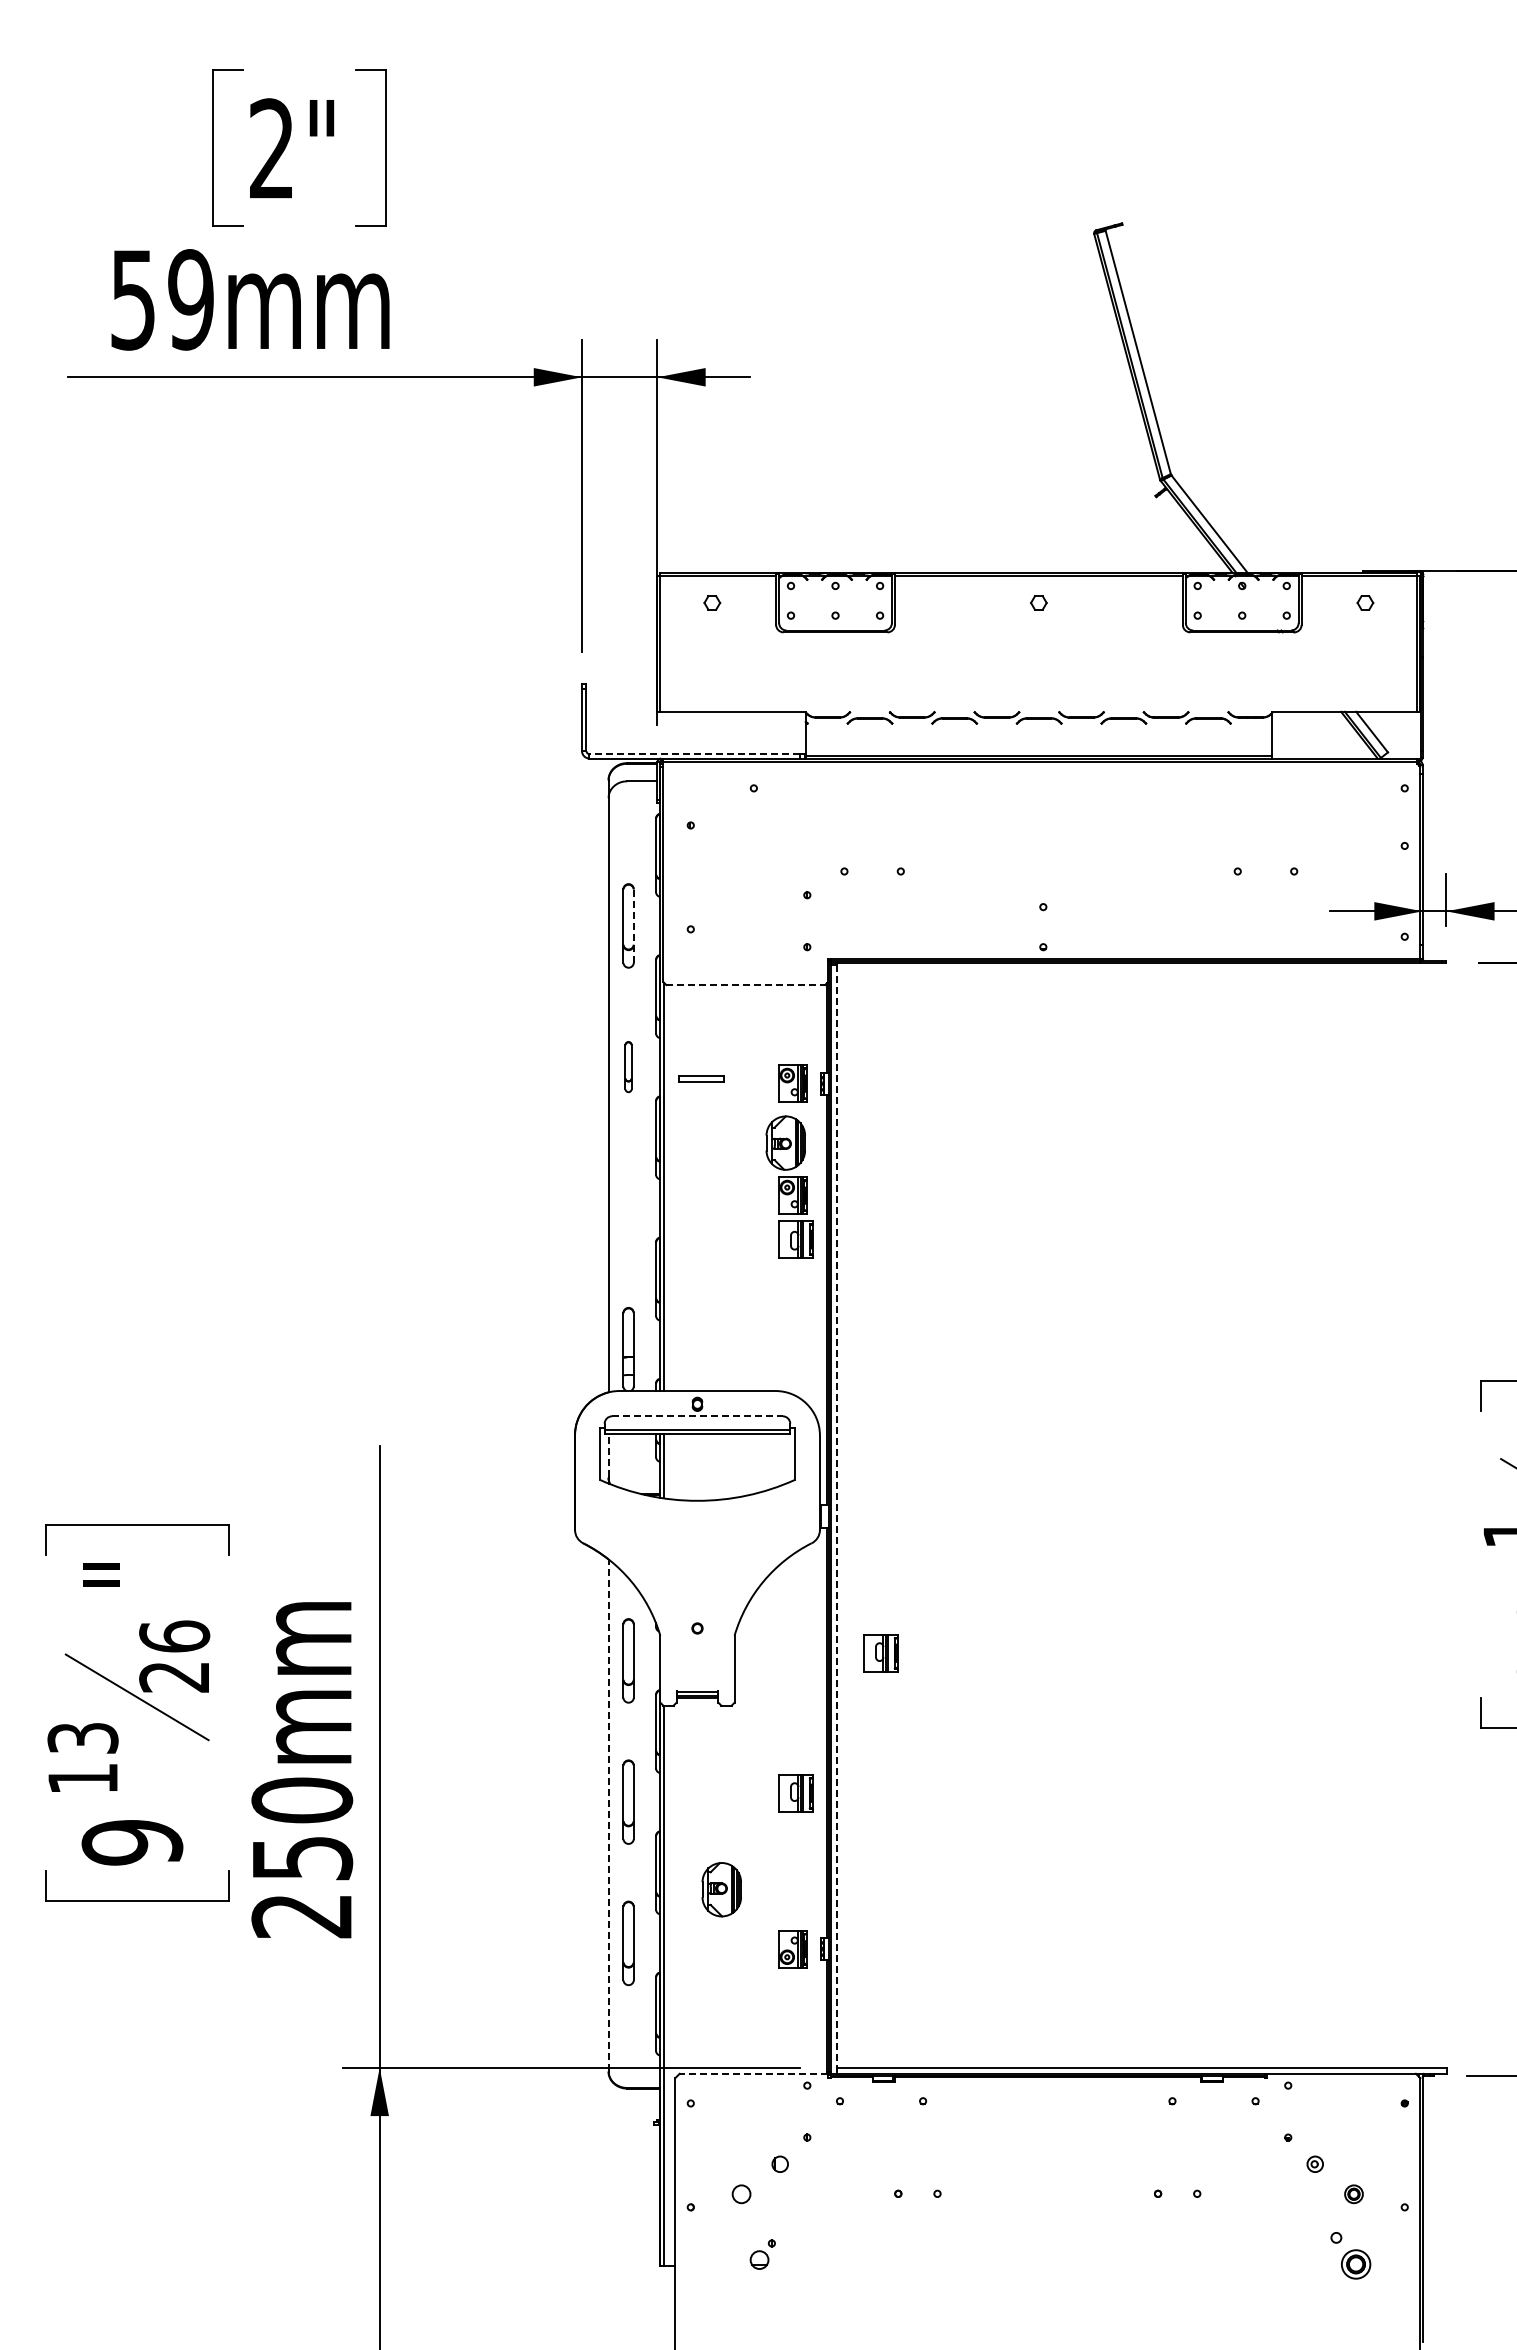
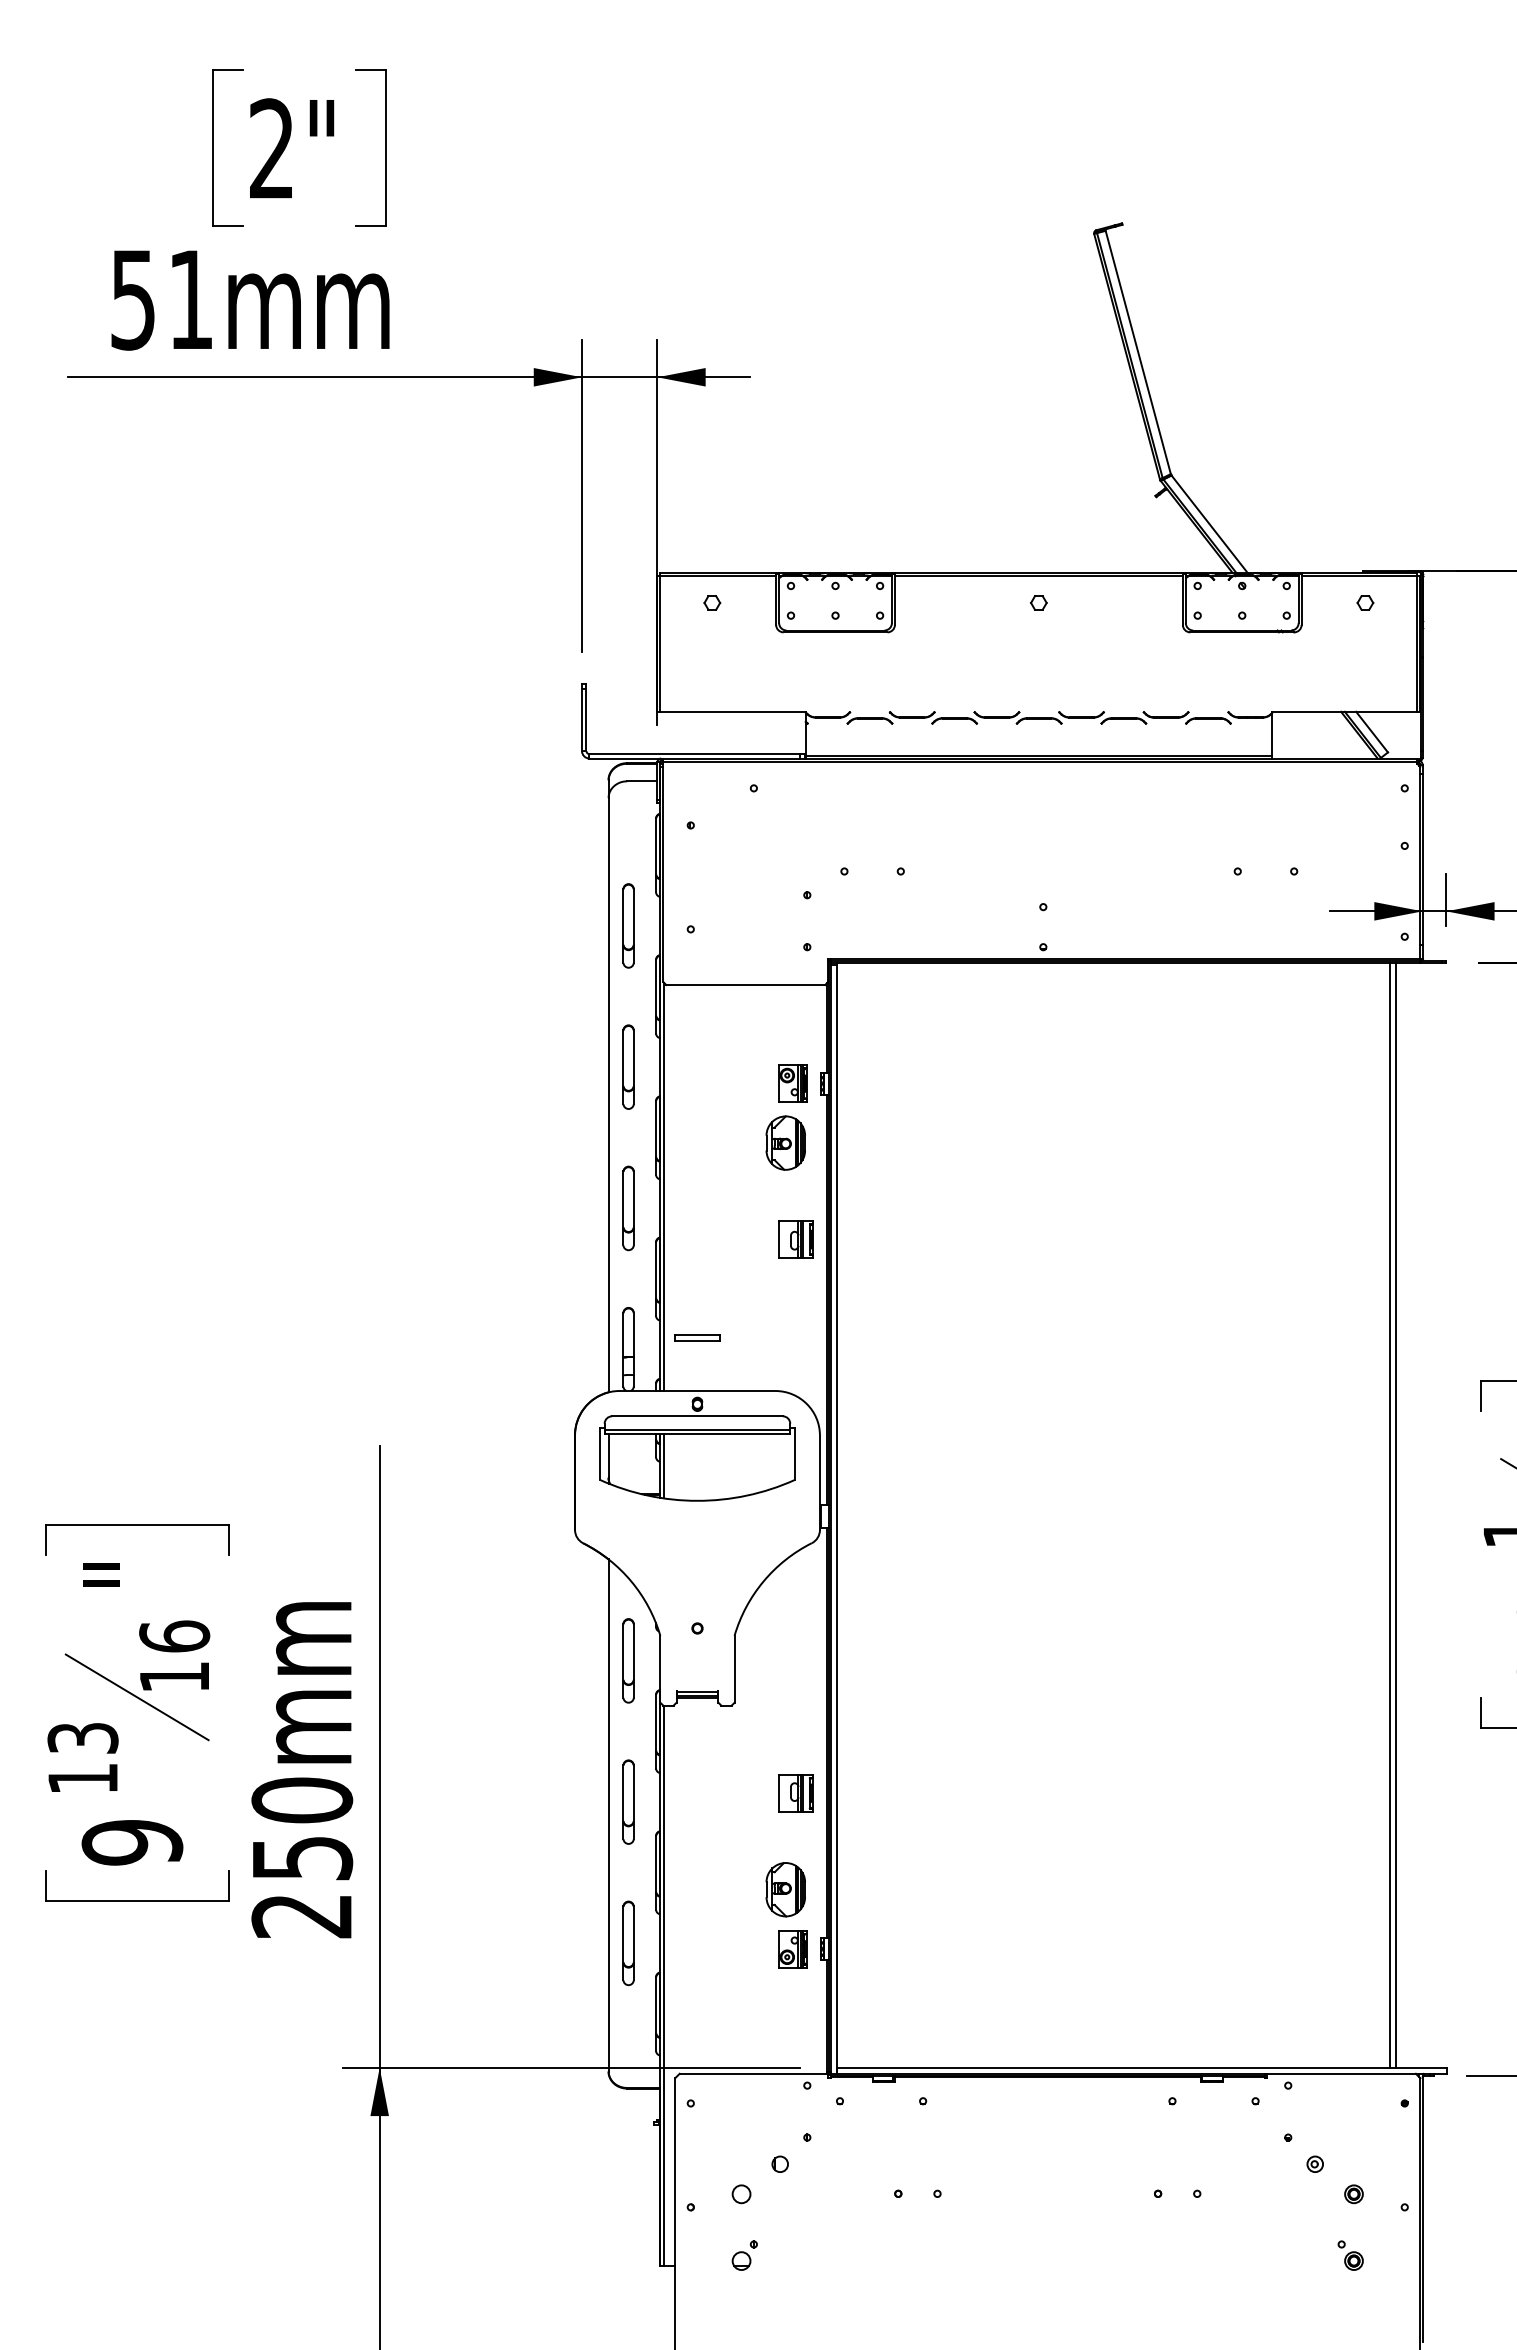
text: 59mm -> 51mm (190, 299)
line: dashed -> solid (694, 754)
line: dashed -> solid (633, 925)
line: dashed -> solid (746, 985)
part size: 9x53 px -> 13x86 px (628, 1066)
part position: (701, 1078) -> (697, 1337) (697, 1337)
part: present -> none (792, 1195)
part: none -> present (628, 1208)
line: dashed -> solid (697, 1416)
line: dashed -> solid (608, 1455)
line: none -> present (1389, 1514)
line: none -> present (1395, 1514)
line: dashed -> solid (837, 1519)
part: present -> none (880, 1653)
text: 26 -> 16 (173, 1677)
line: dashed -> solid (608, 1815)
part position: (721, 1889) -> (785, 1889) (785, 1889)
line: dashed -> solid (753, 2073)
part position: (762, 2254) -> (744, 2255) (744, 2255)
part size: 42x48 px -> 27x31 px (1350, 2255)
